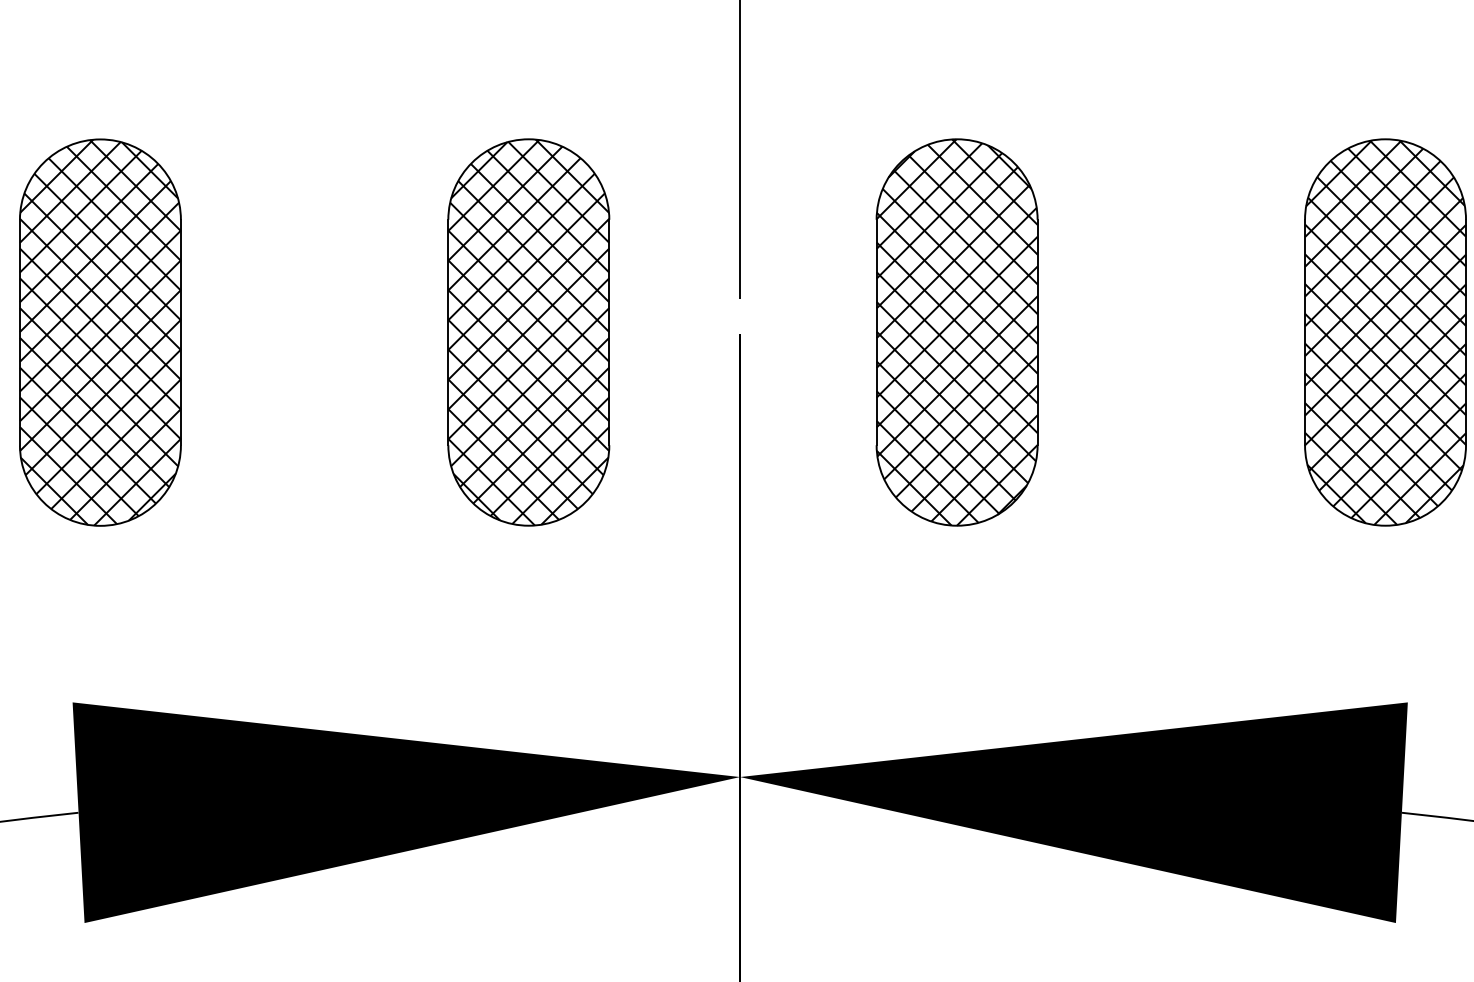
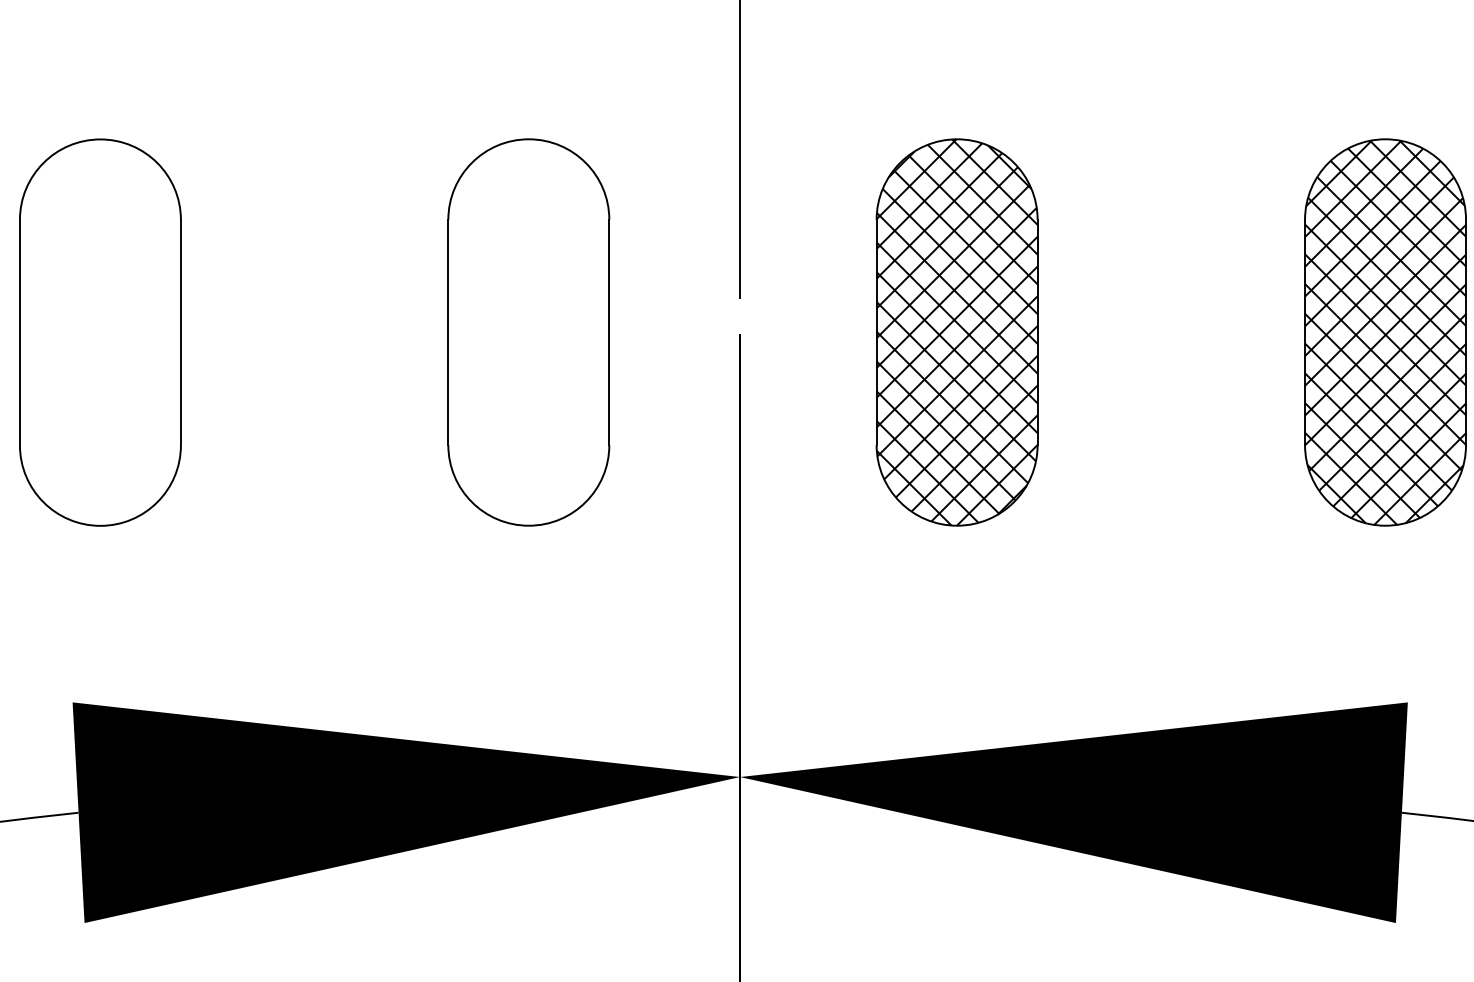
hatch: present -> none (99, 332)
hatch: present -> none (528, 332)
